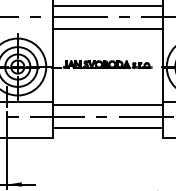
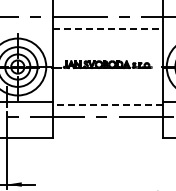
line: present -> none (107, 6)
line: solid -> dashed (108, 28)
line: solid -> dashed (107, 105)
line: present -> none (107, 128)
